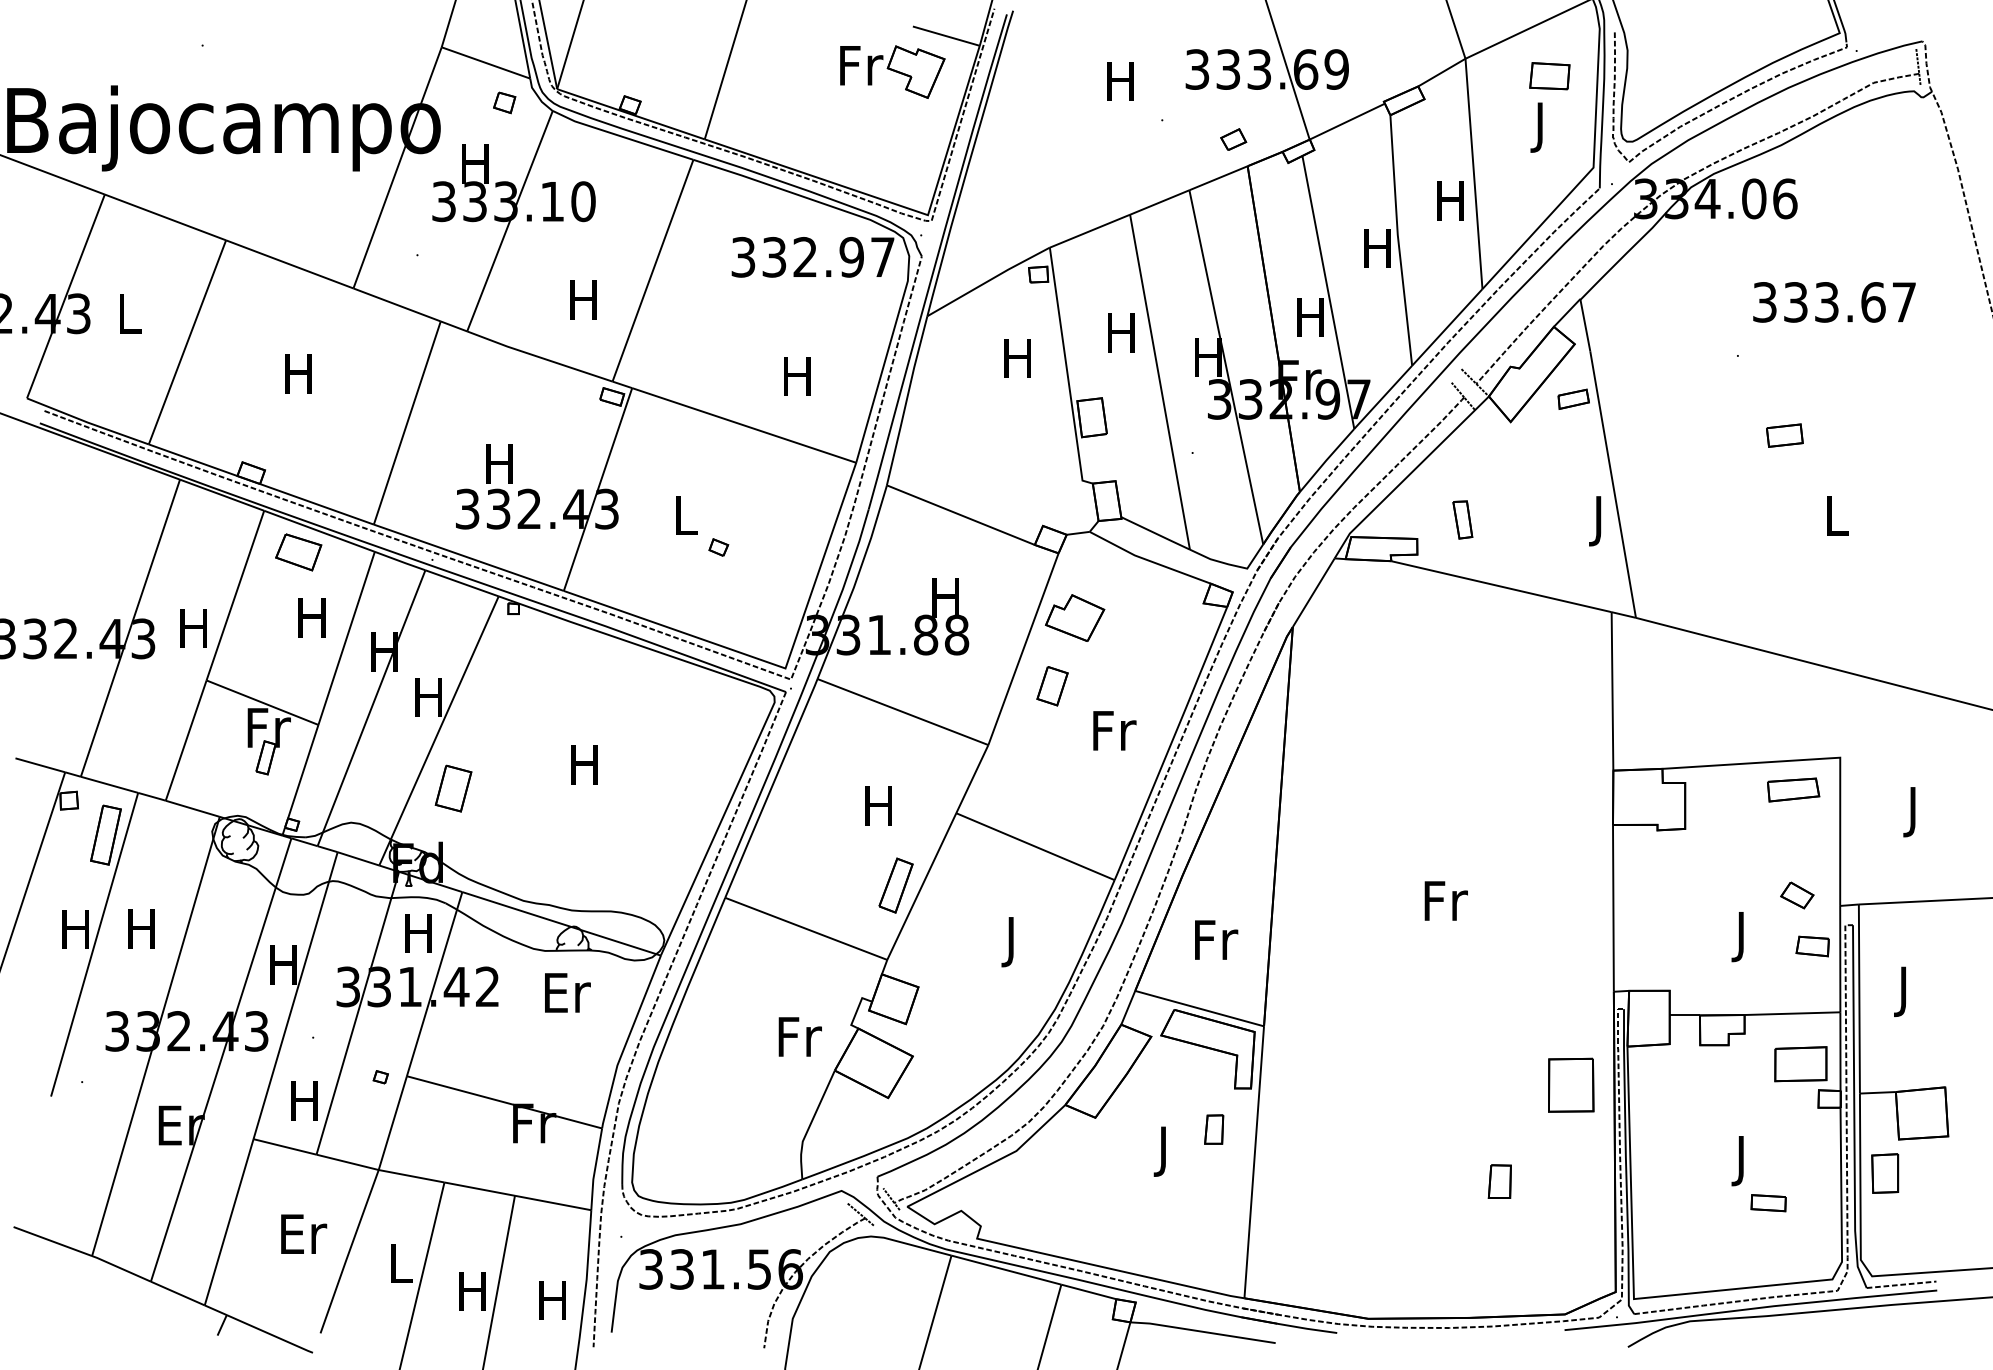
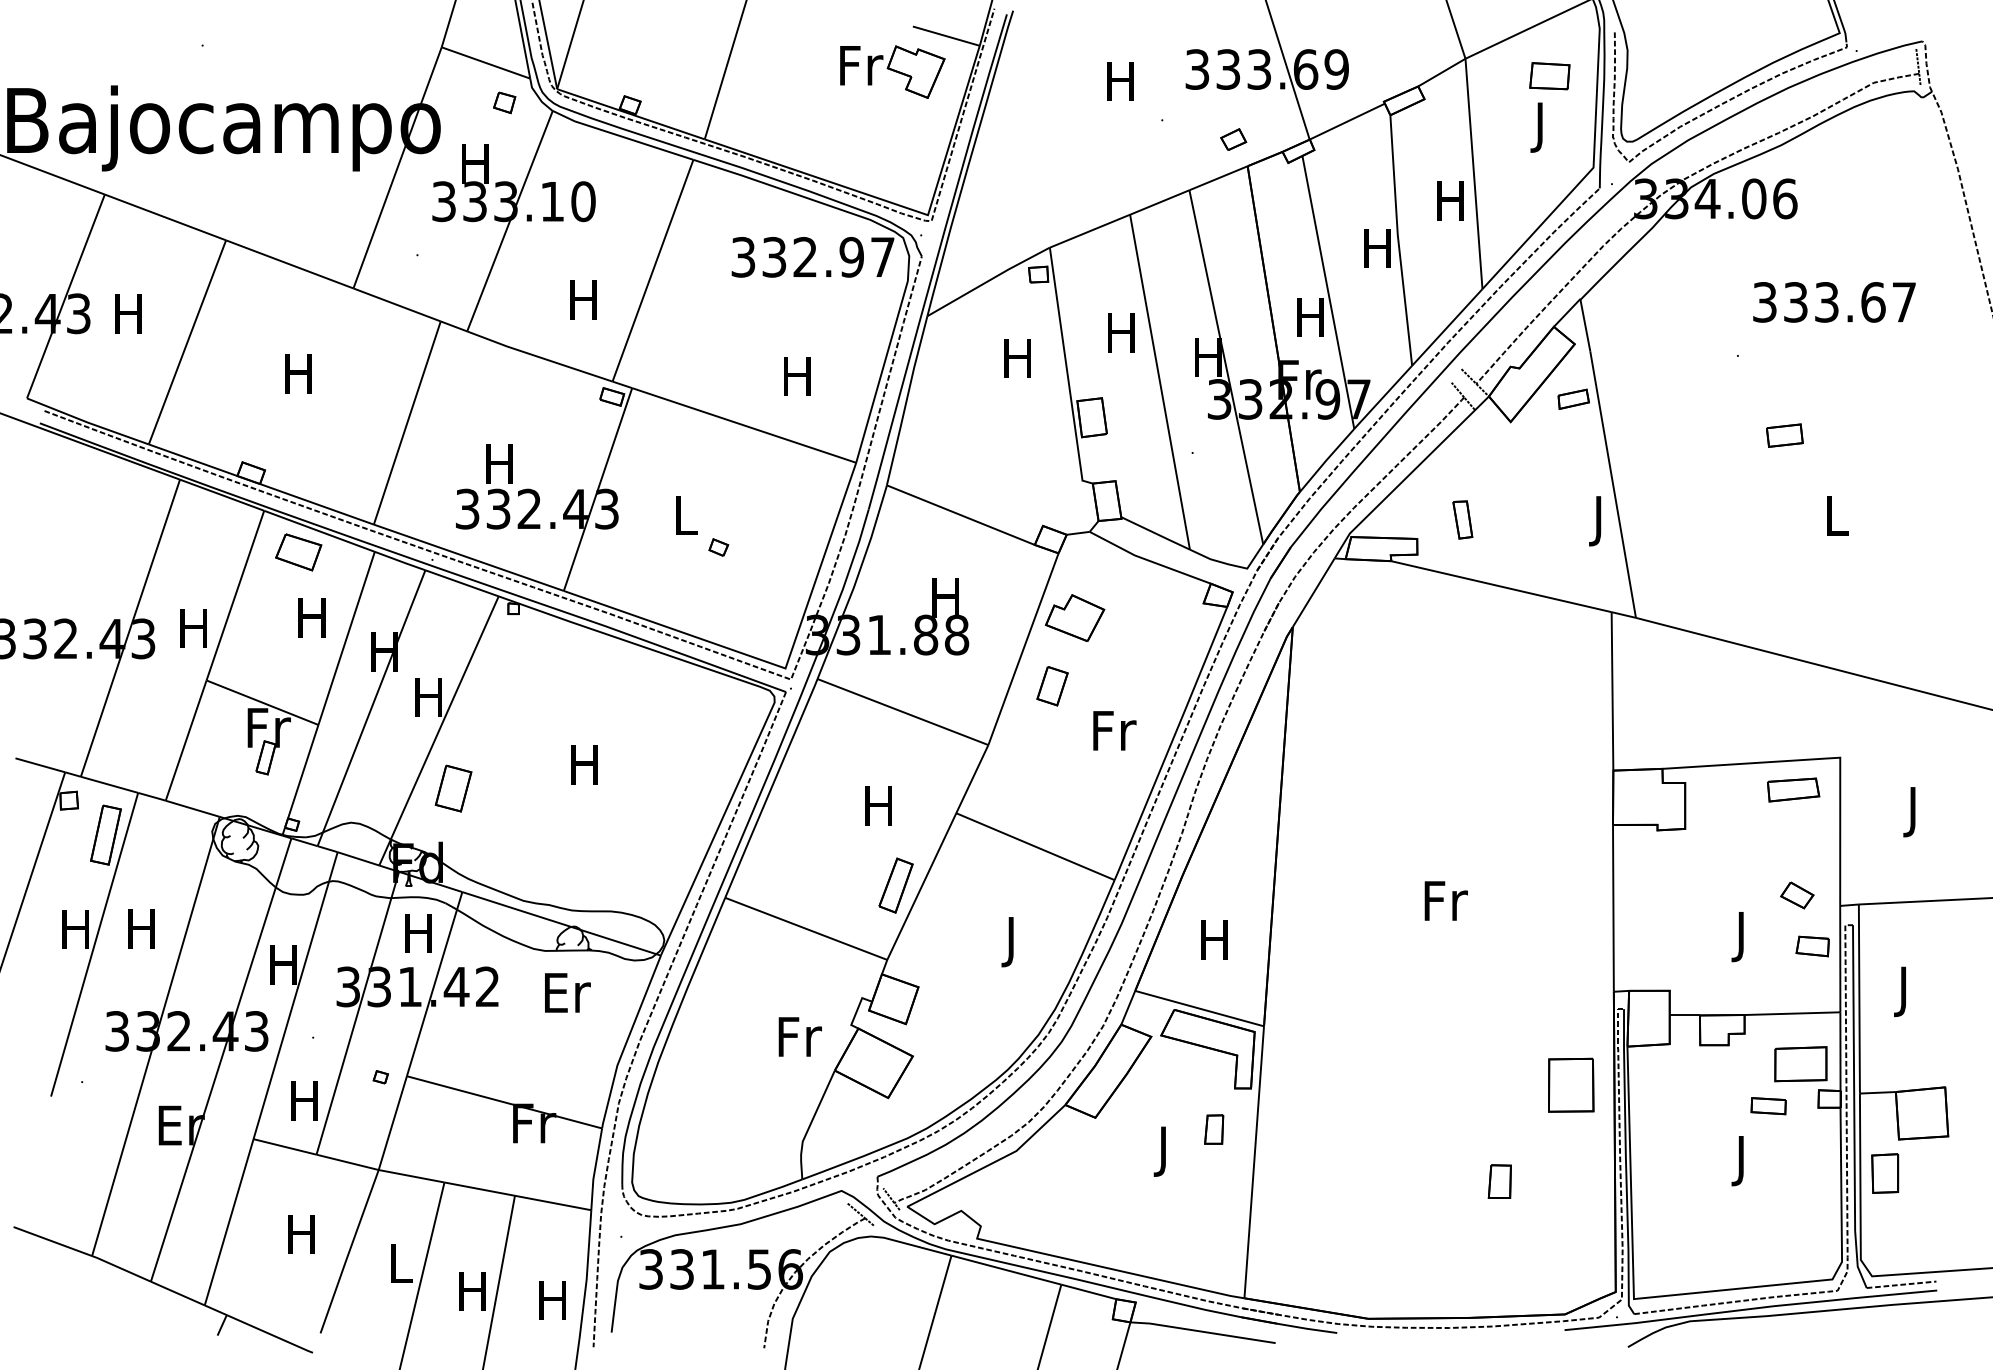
text: L -> H (128, 313)
text: Fr -> H (1216, 939)
part position: (1768, 1203) -> (1768, 1106) (1768, 1106)
text: Er -> H (304, 1233)
